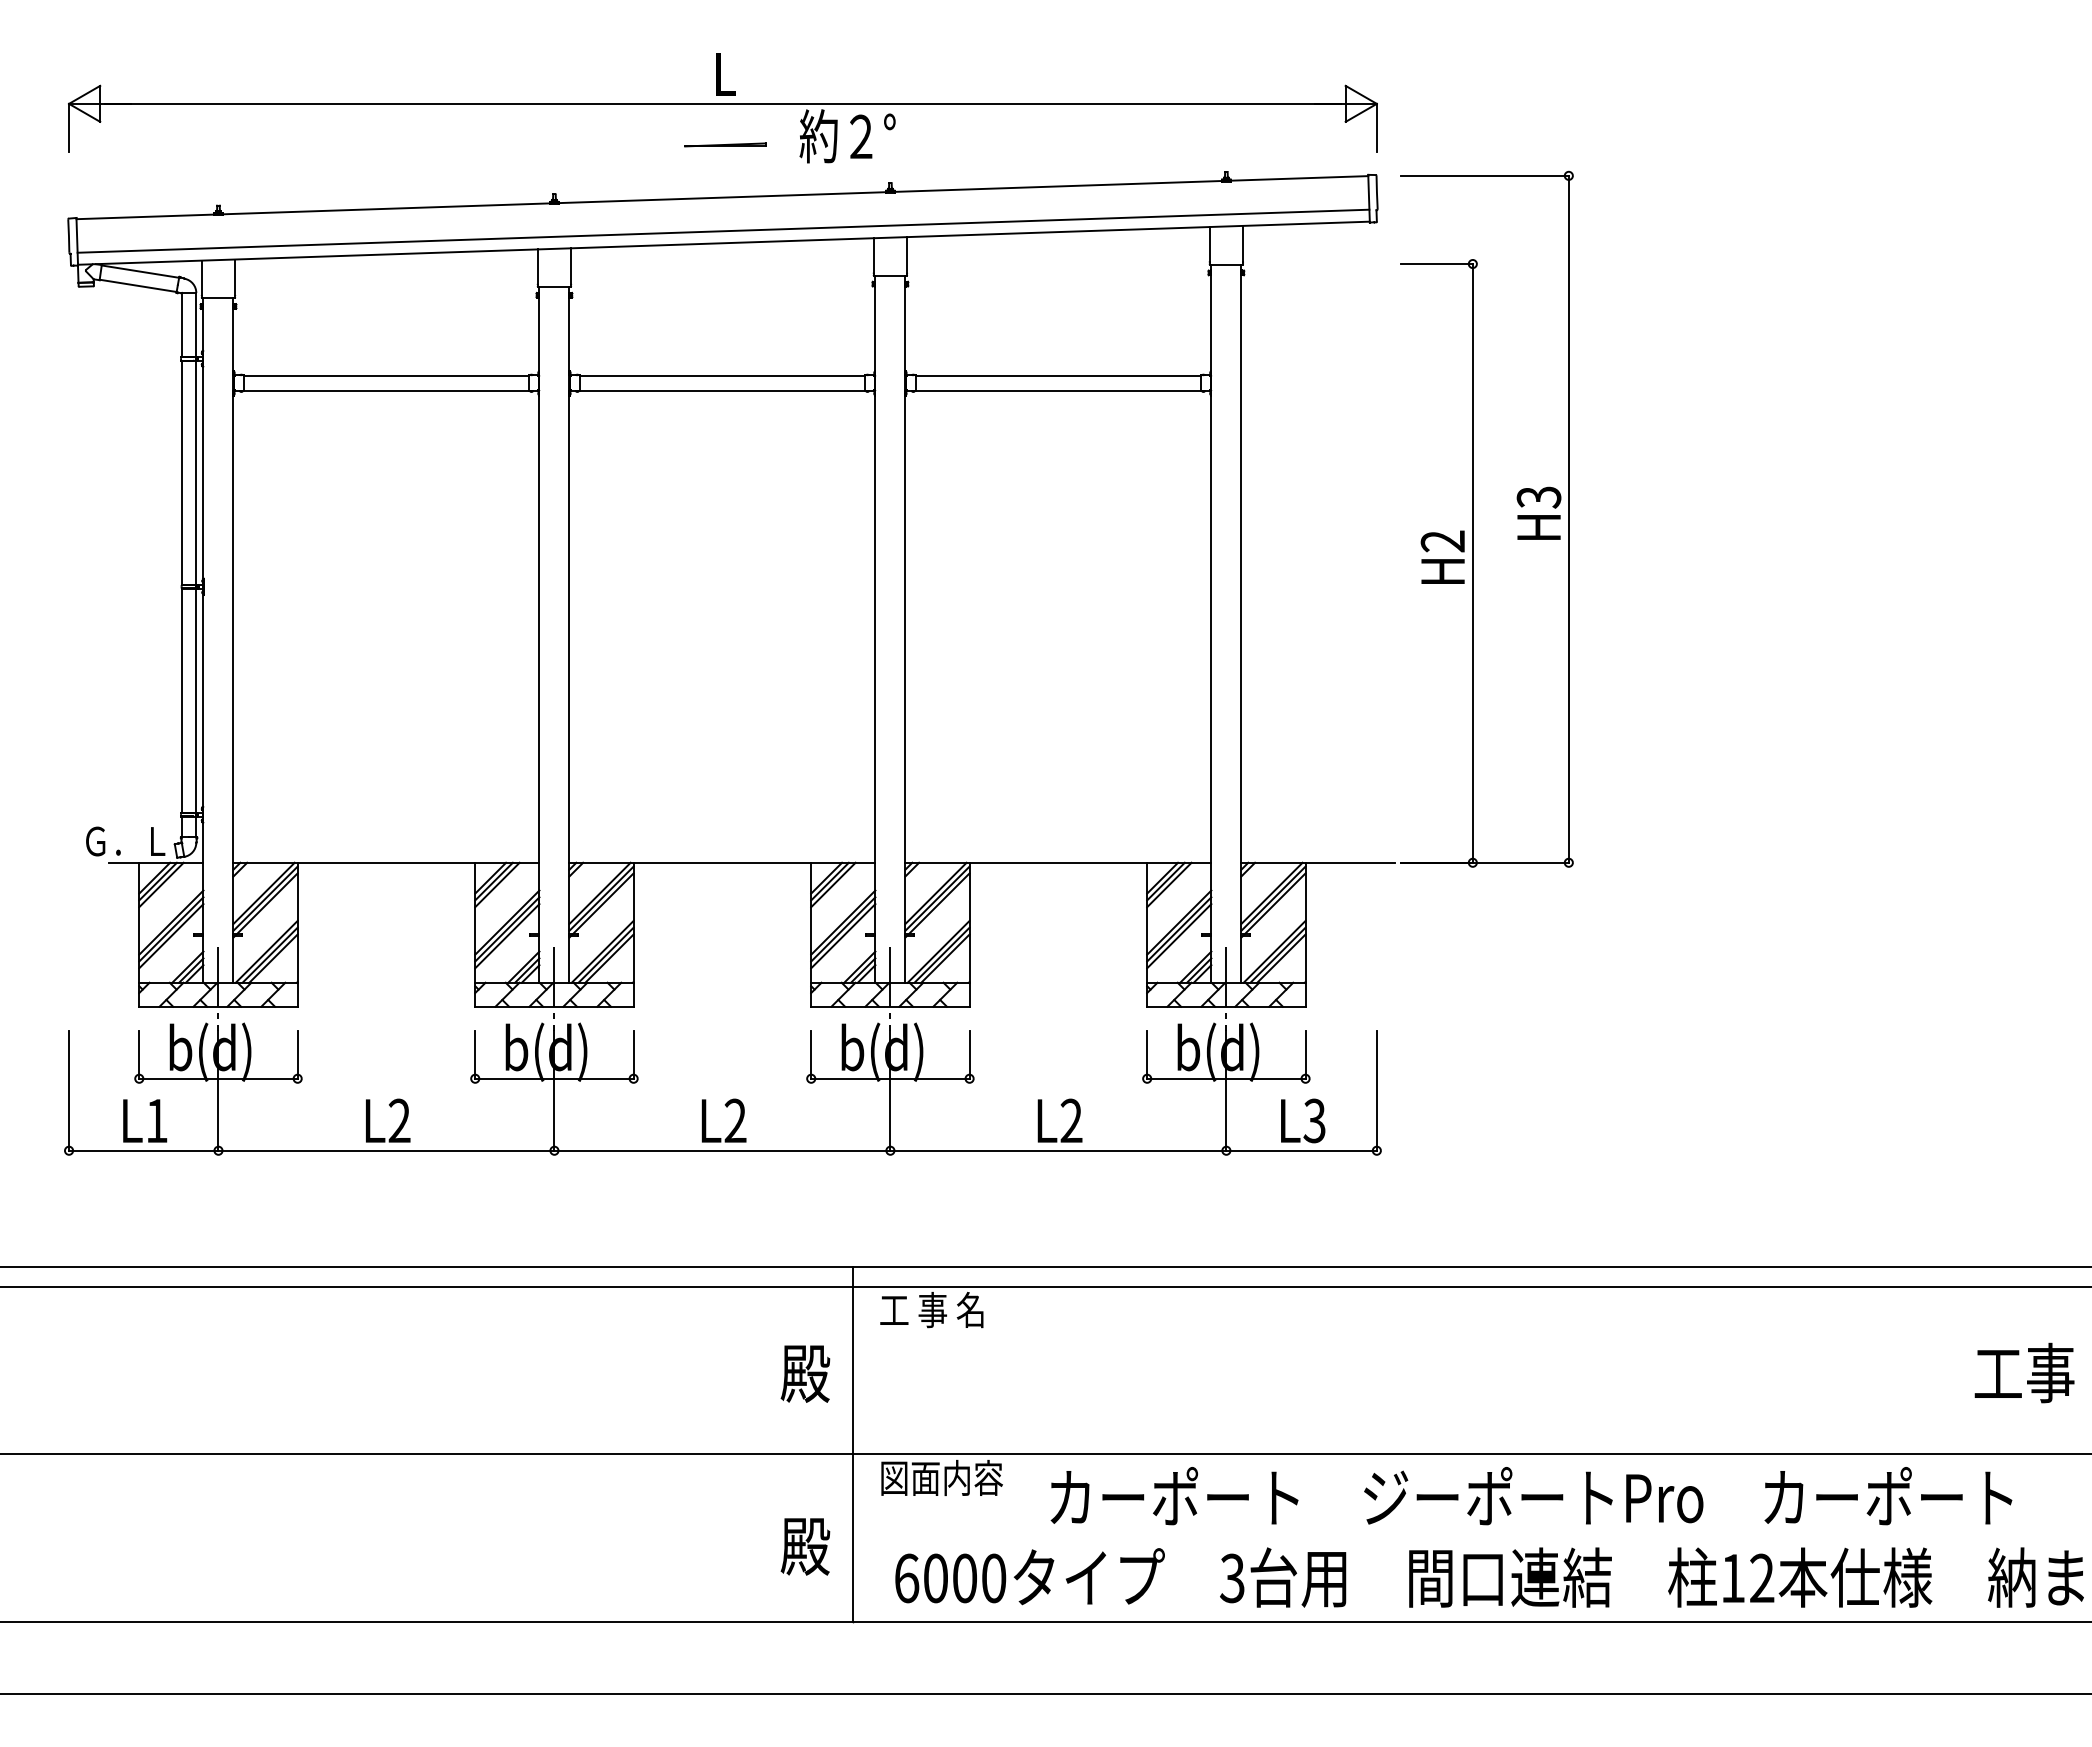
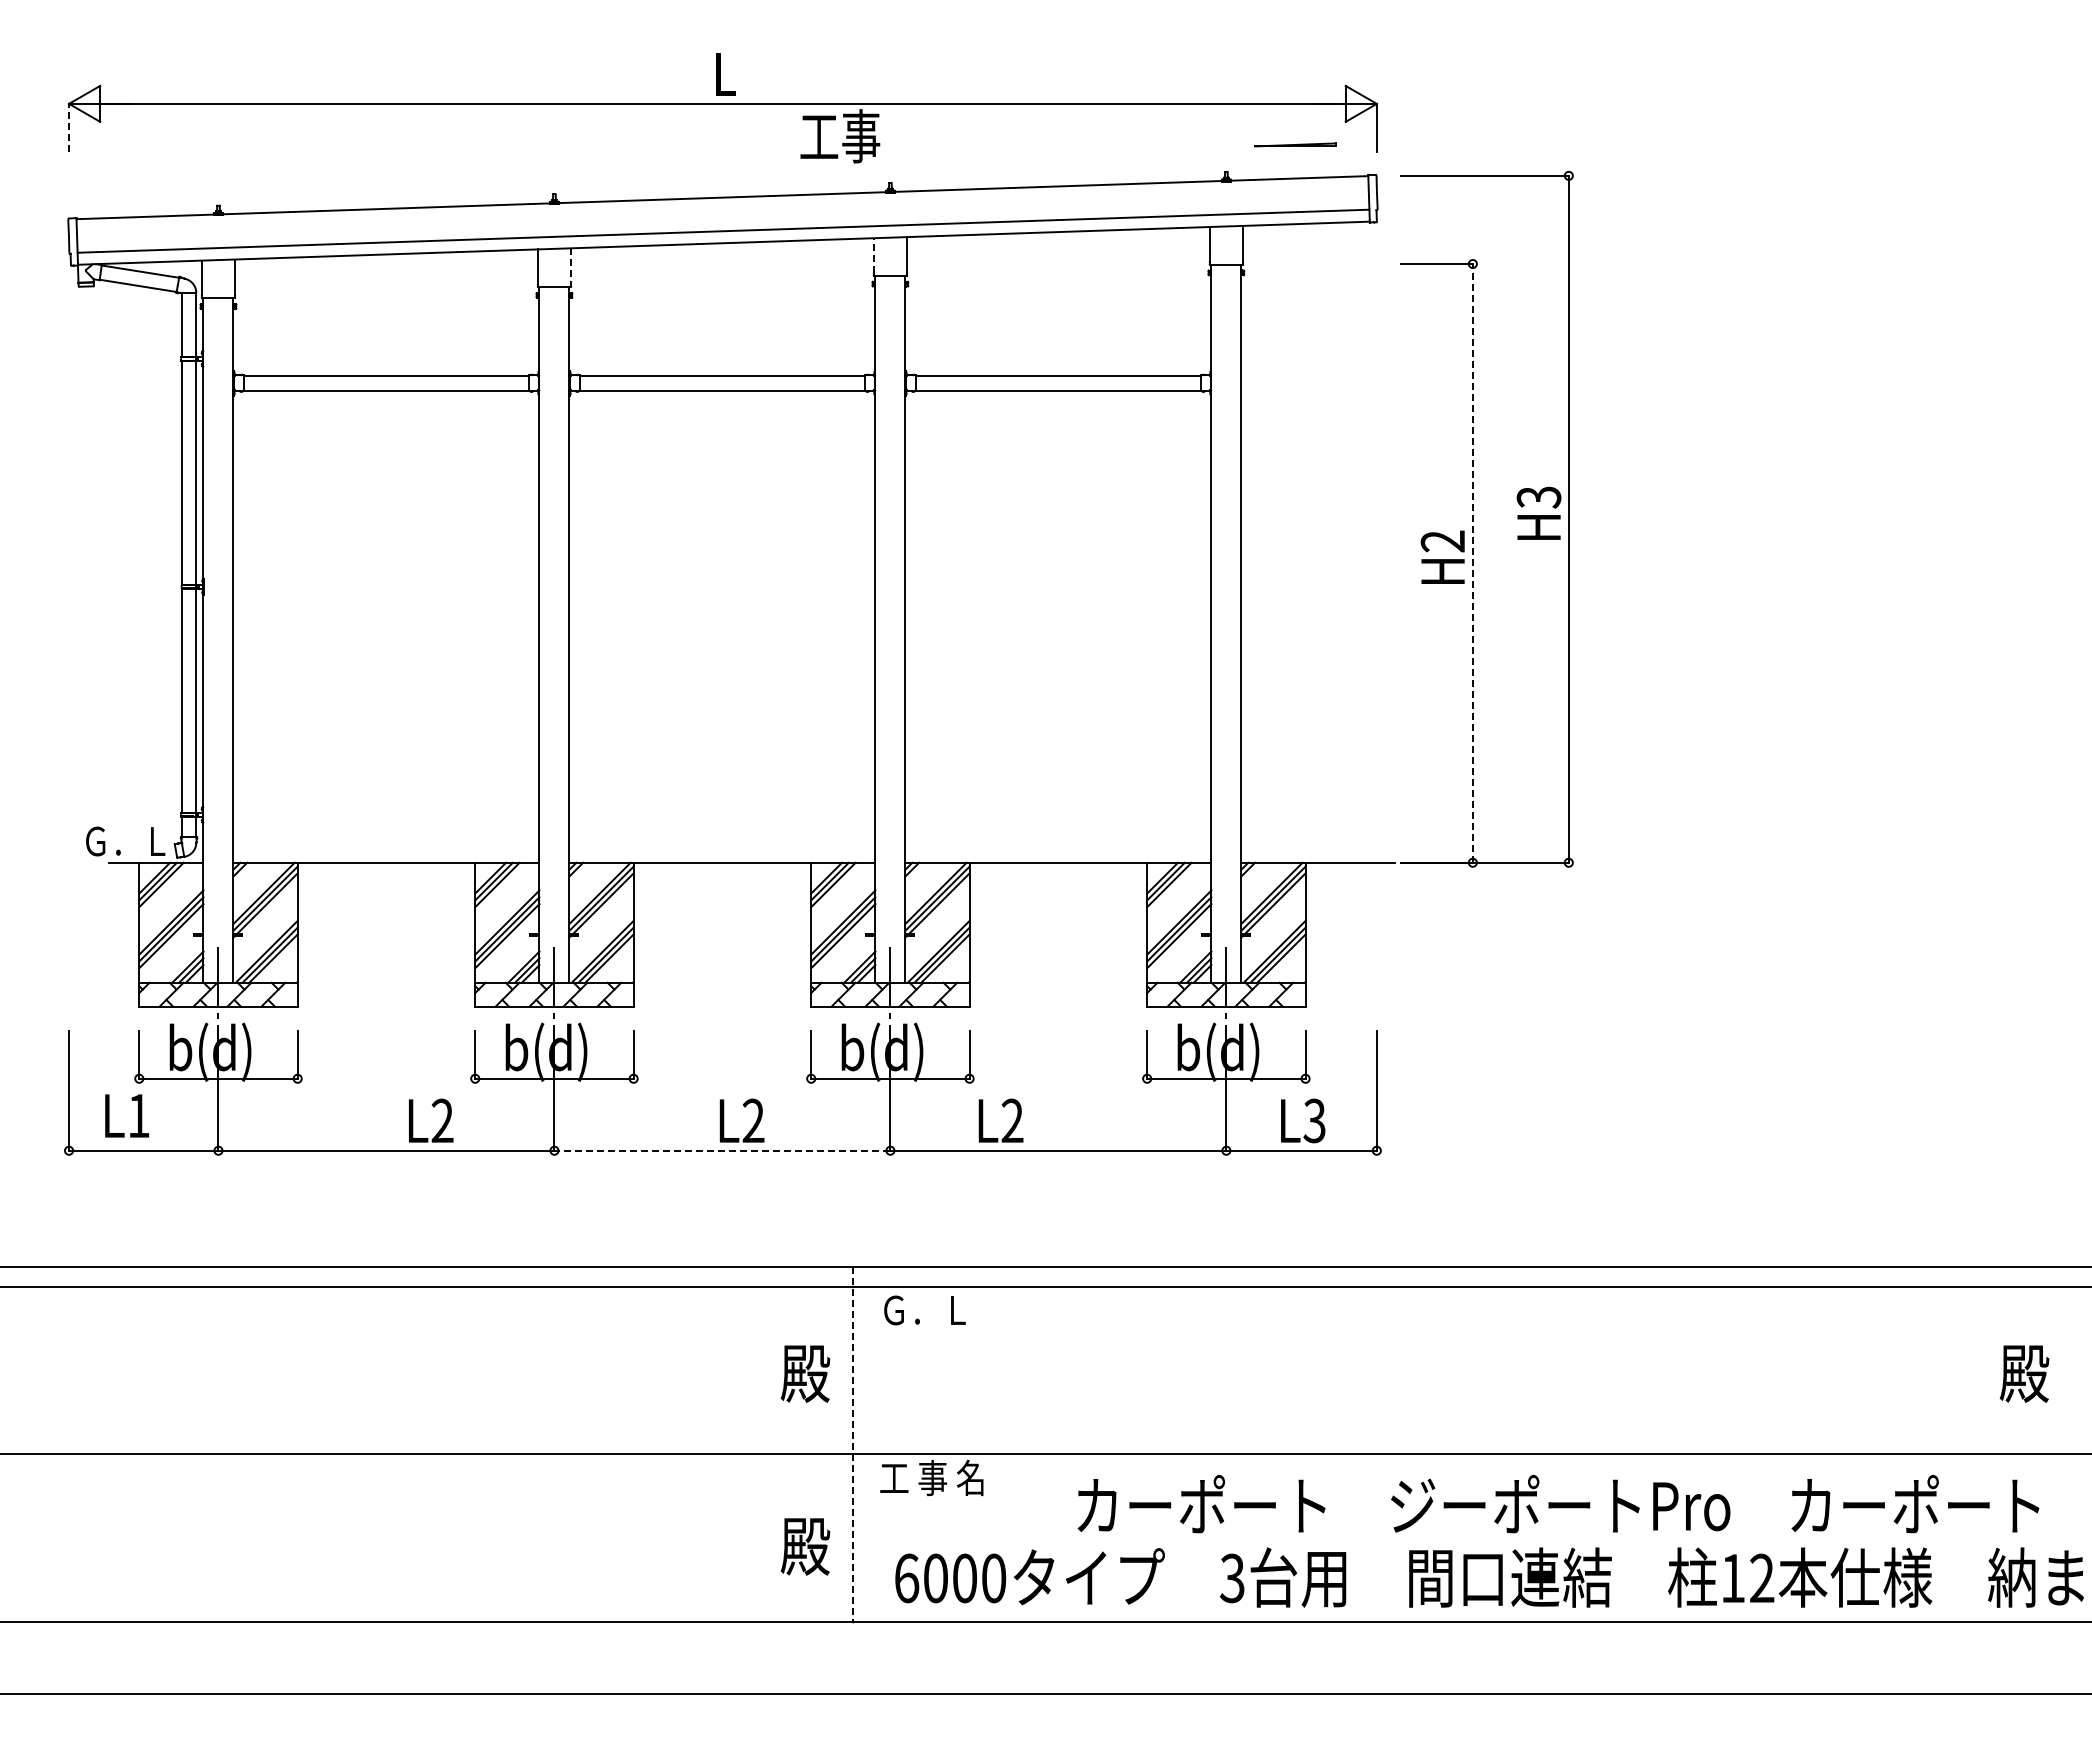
line: solid -> dashed (69, 127)
text: 約２° -> 工事 (847, 136)
line position: (725, 144) -> (1295, 144) (1295, 144)
line: solid -> dashed (874, 255)
line: solid -> dashed (570, 266)
line: solid -> dashed (1472, 562)
text position: (145, 1120) -> (127, 1115) (127, 1115)
text position: (388, 1120) -> (431, 1120) (431, 1120)
text position: (723, 1120) -> (741, 1120) (741, 1120)
text position: (1059, 1120) -> (1000, 1120) (1000, 1120)
line: solid -> dashed (722, 1150)
text: 工 事 名 -> Ｇ．Ｌ (931, 1309)
text: 工事 -> 殿 (2024, 1372)
line: solid -> dashed (853, 1444)
text: 図面内容 -> 工 事 名 (941, 1477)
text position: (1531, 1496) -> (1558, 1504) (1558, 1504)
